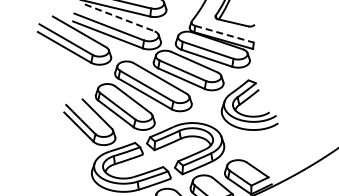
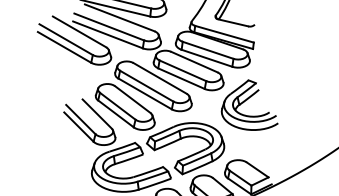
line: dashed -> solid (120, 18)
line: dashed -> solid (224, 34)
